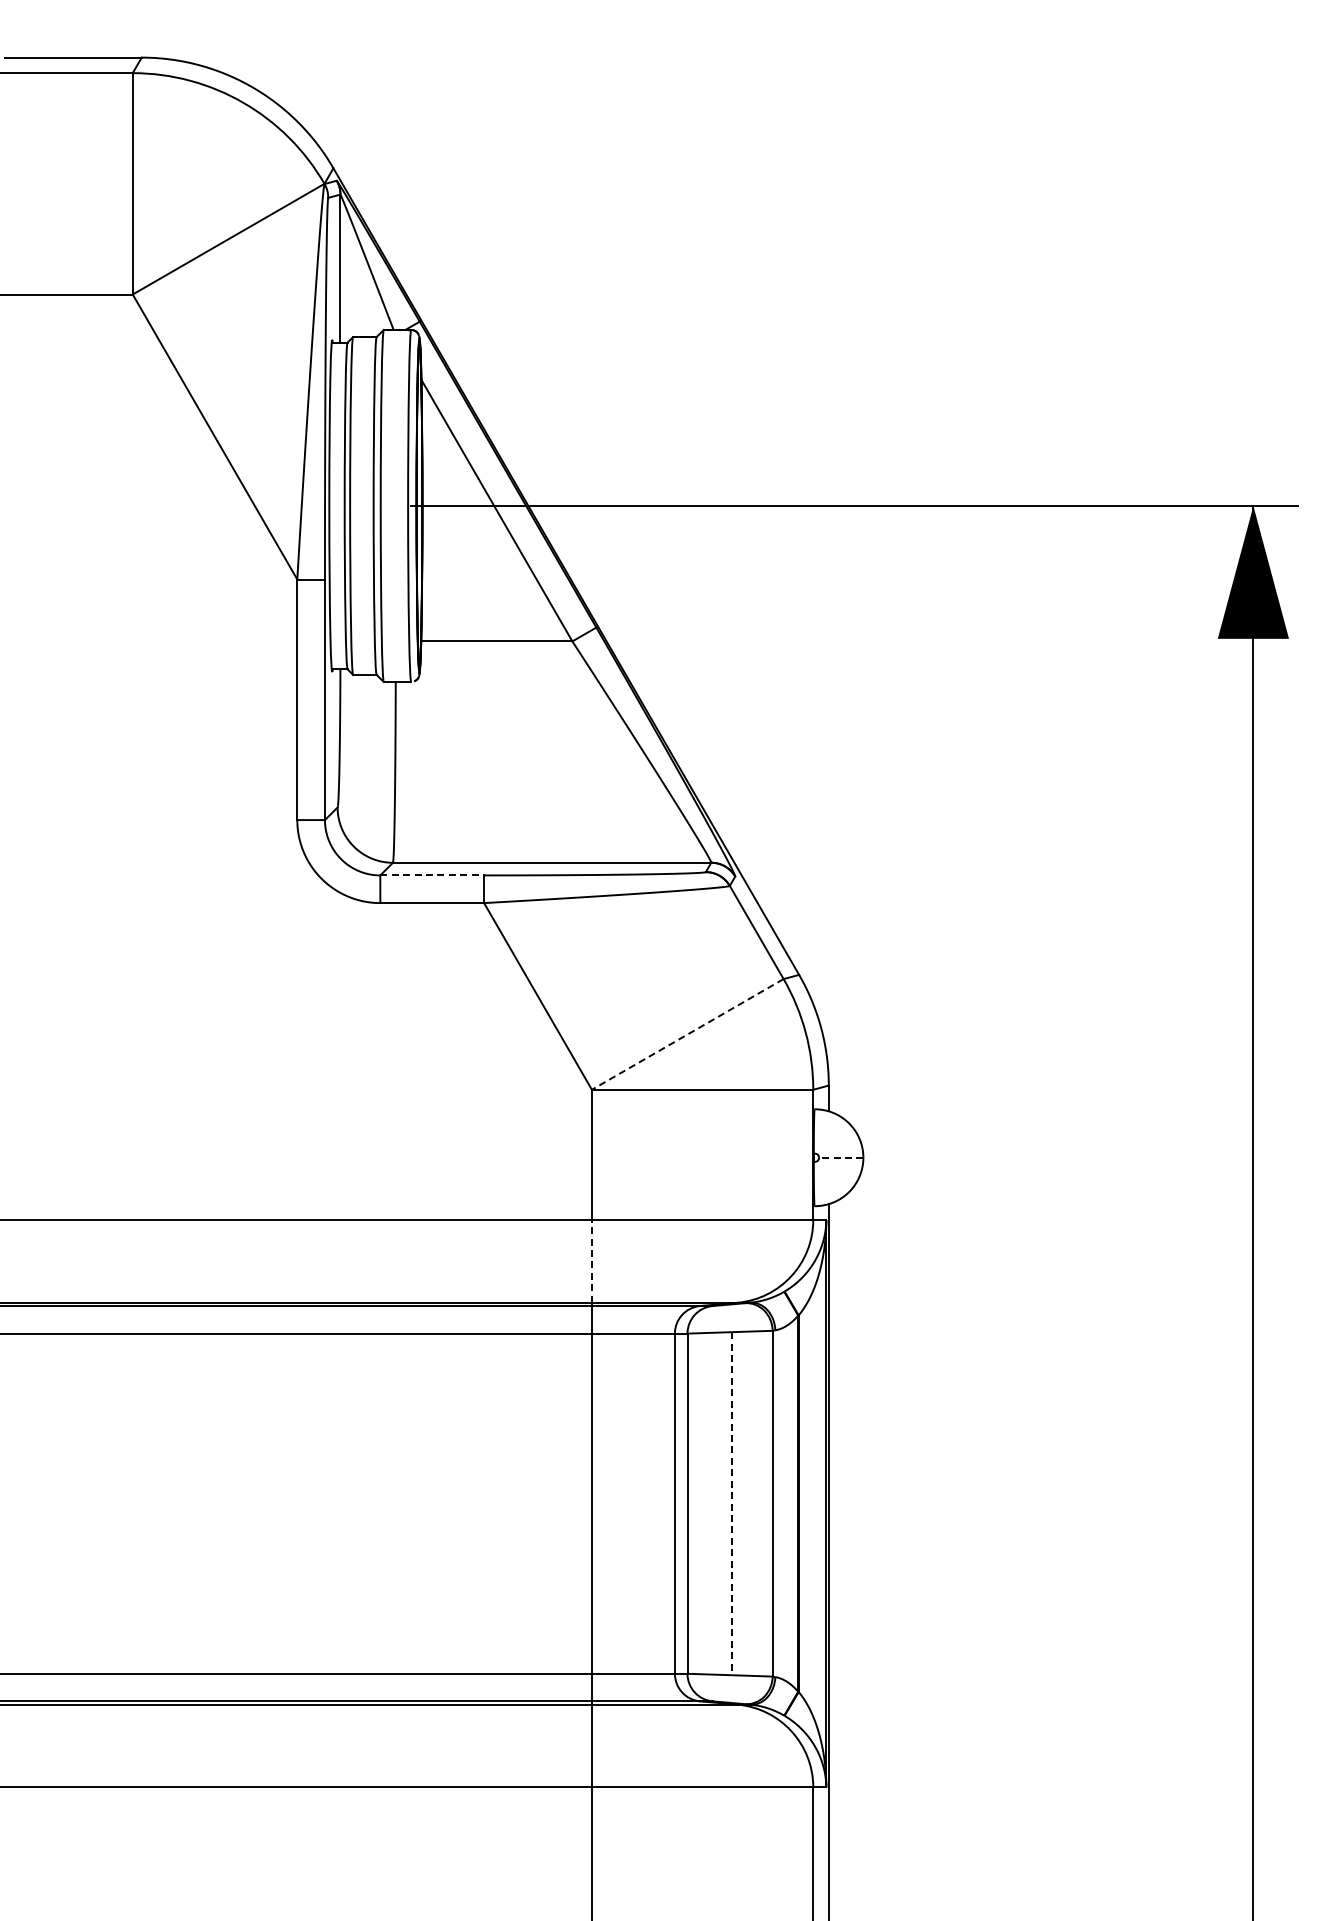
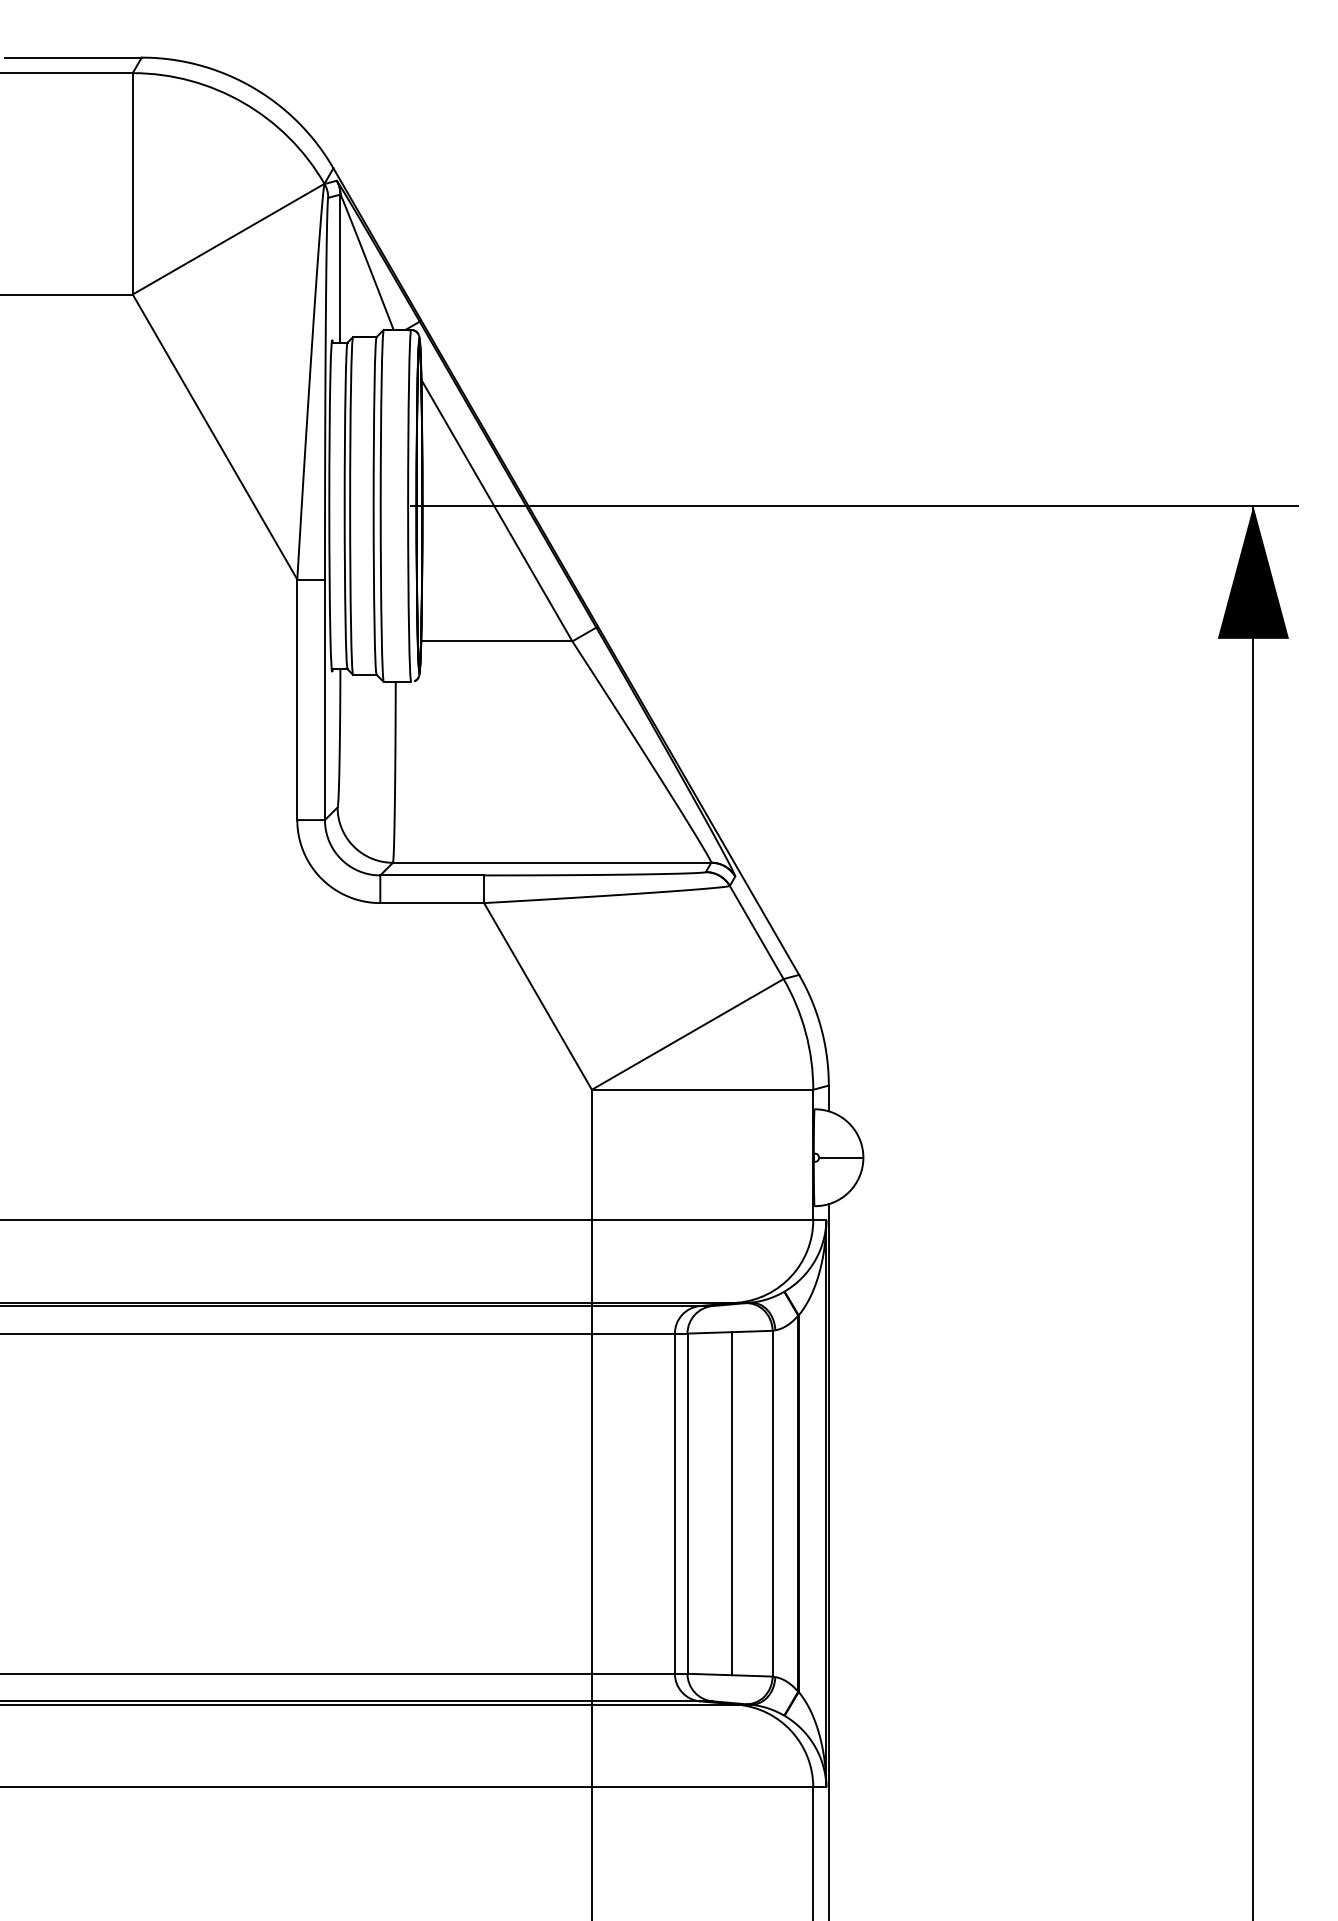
line: dashed -> solid (432, 875)
line: dashed -> solid (687, 1034)
line: dashed -> solid (840, 1157)
line: dashed -> solid (591, 1260)
line: dashed -> solid (731, 1503)
